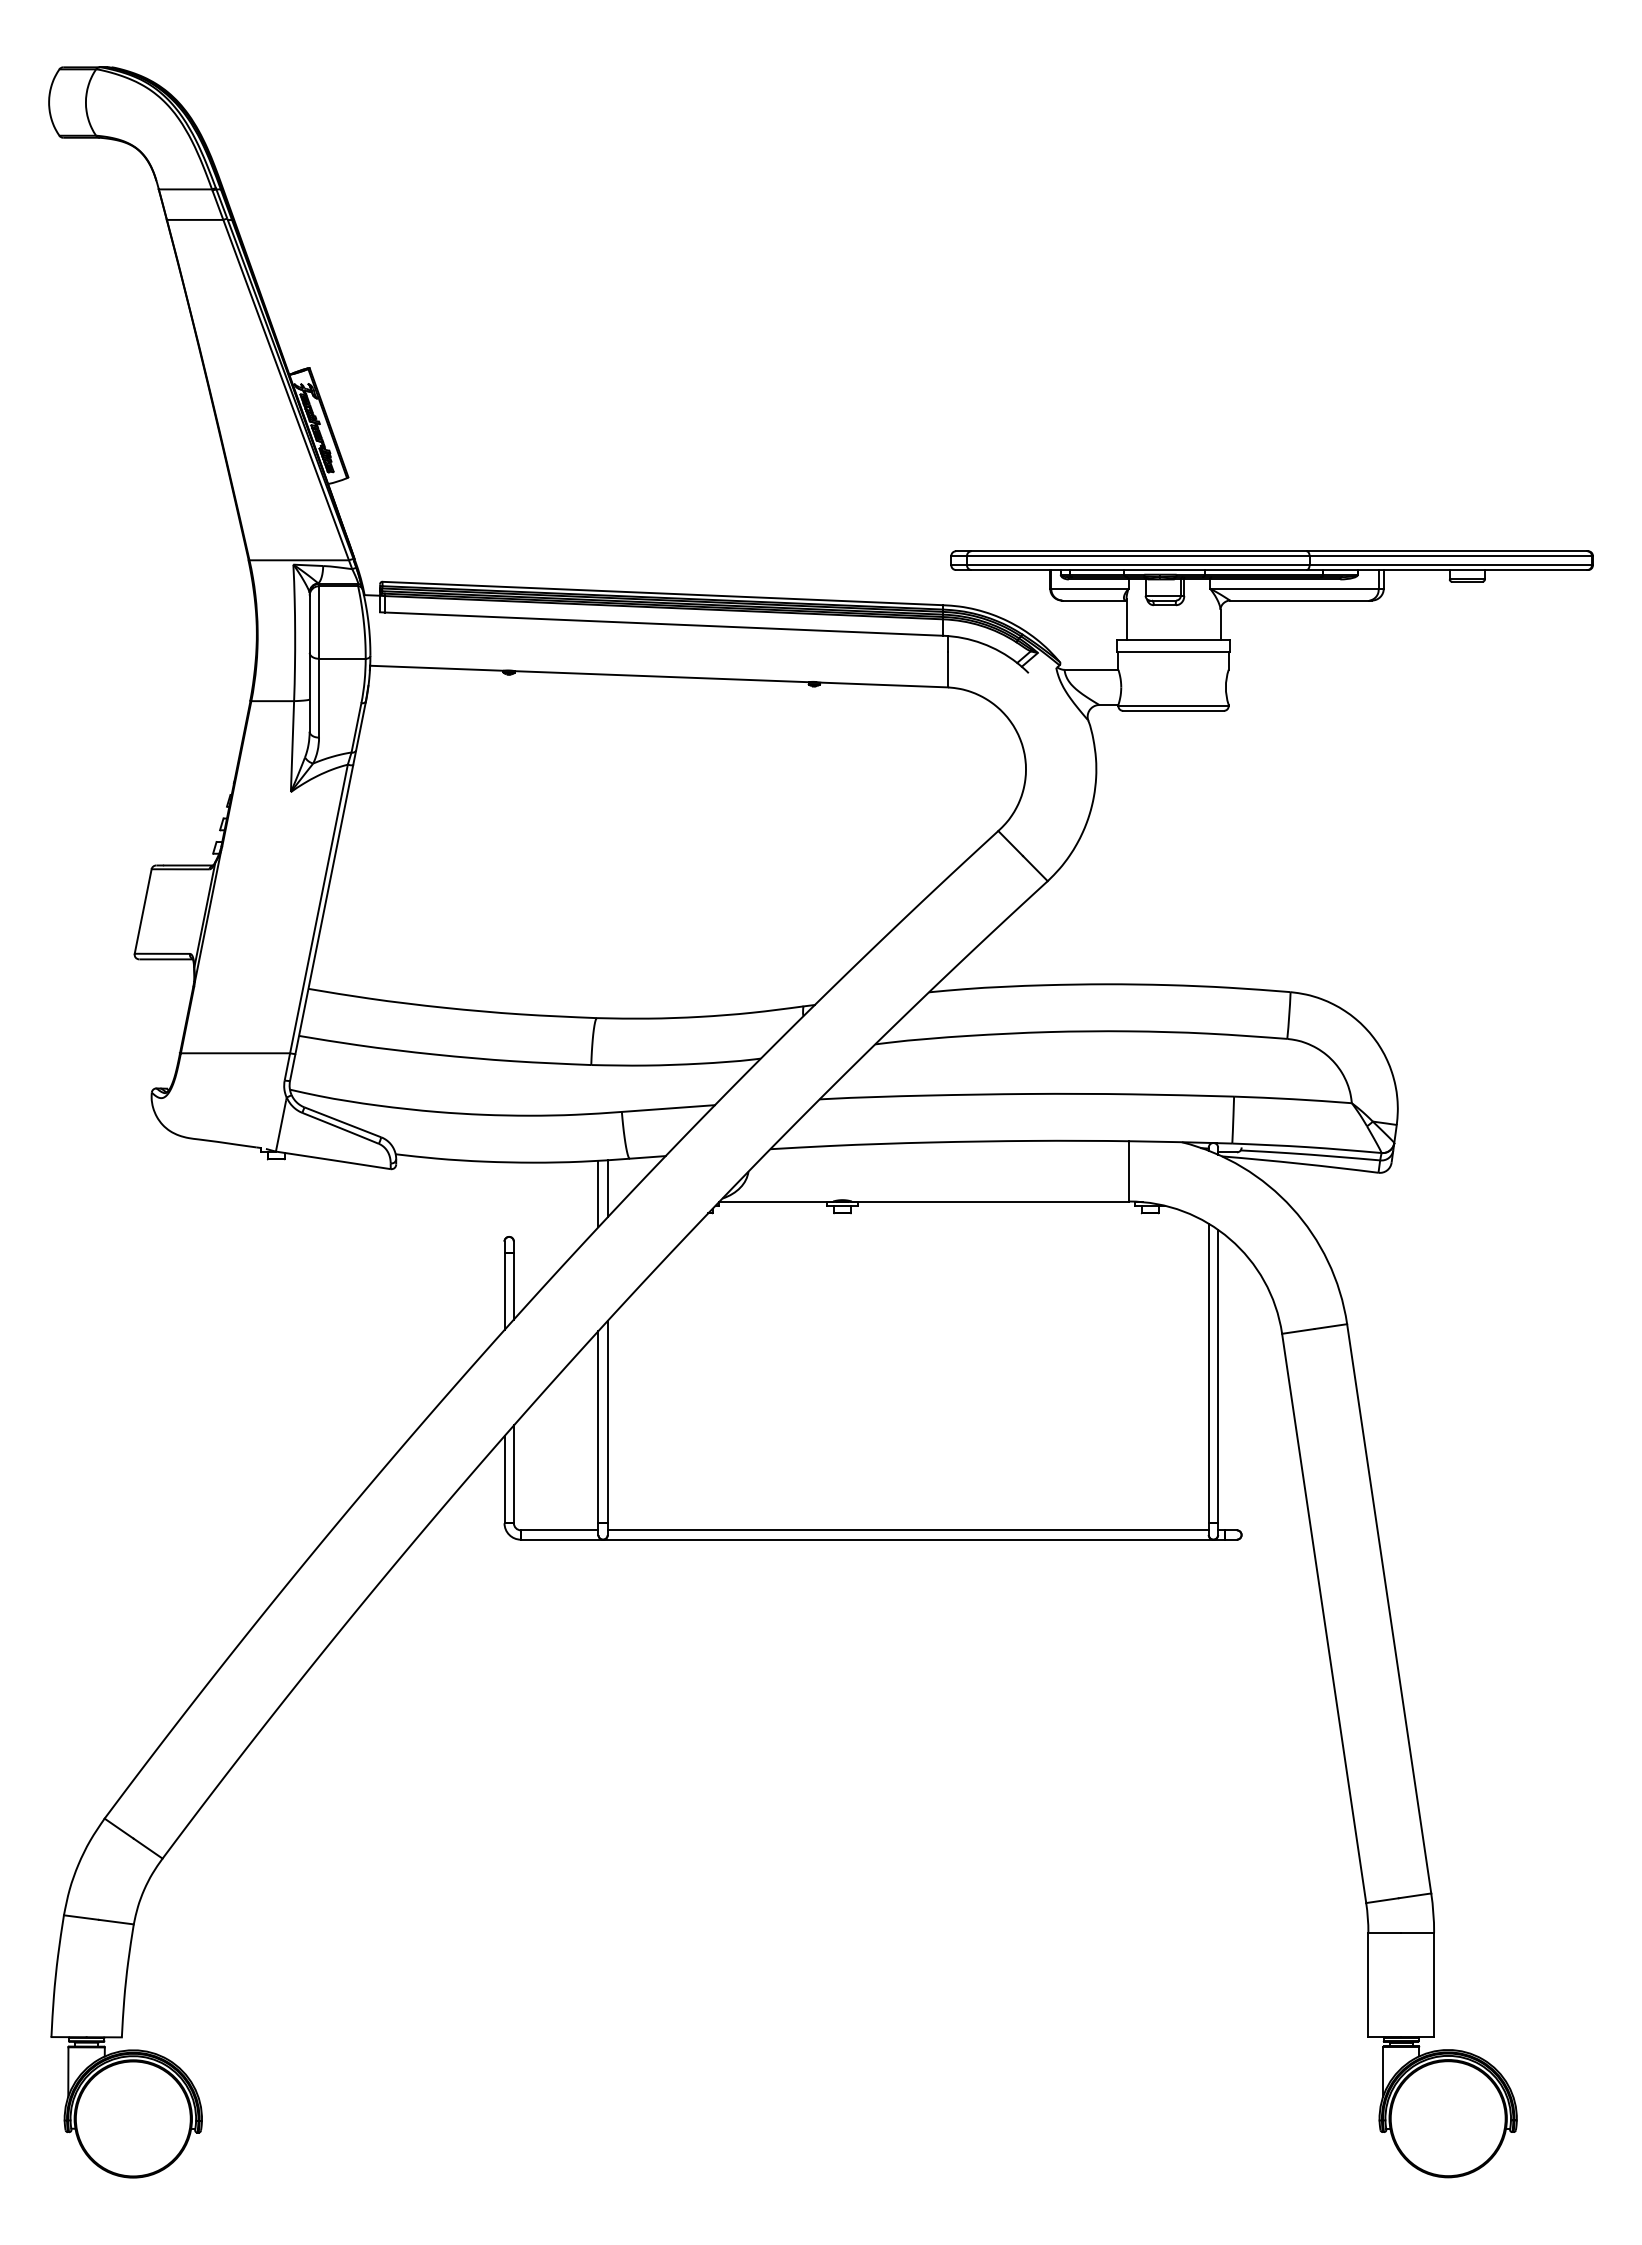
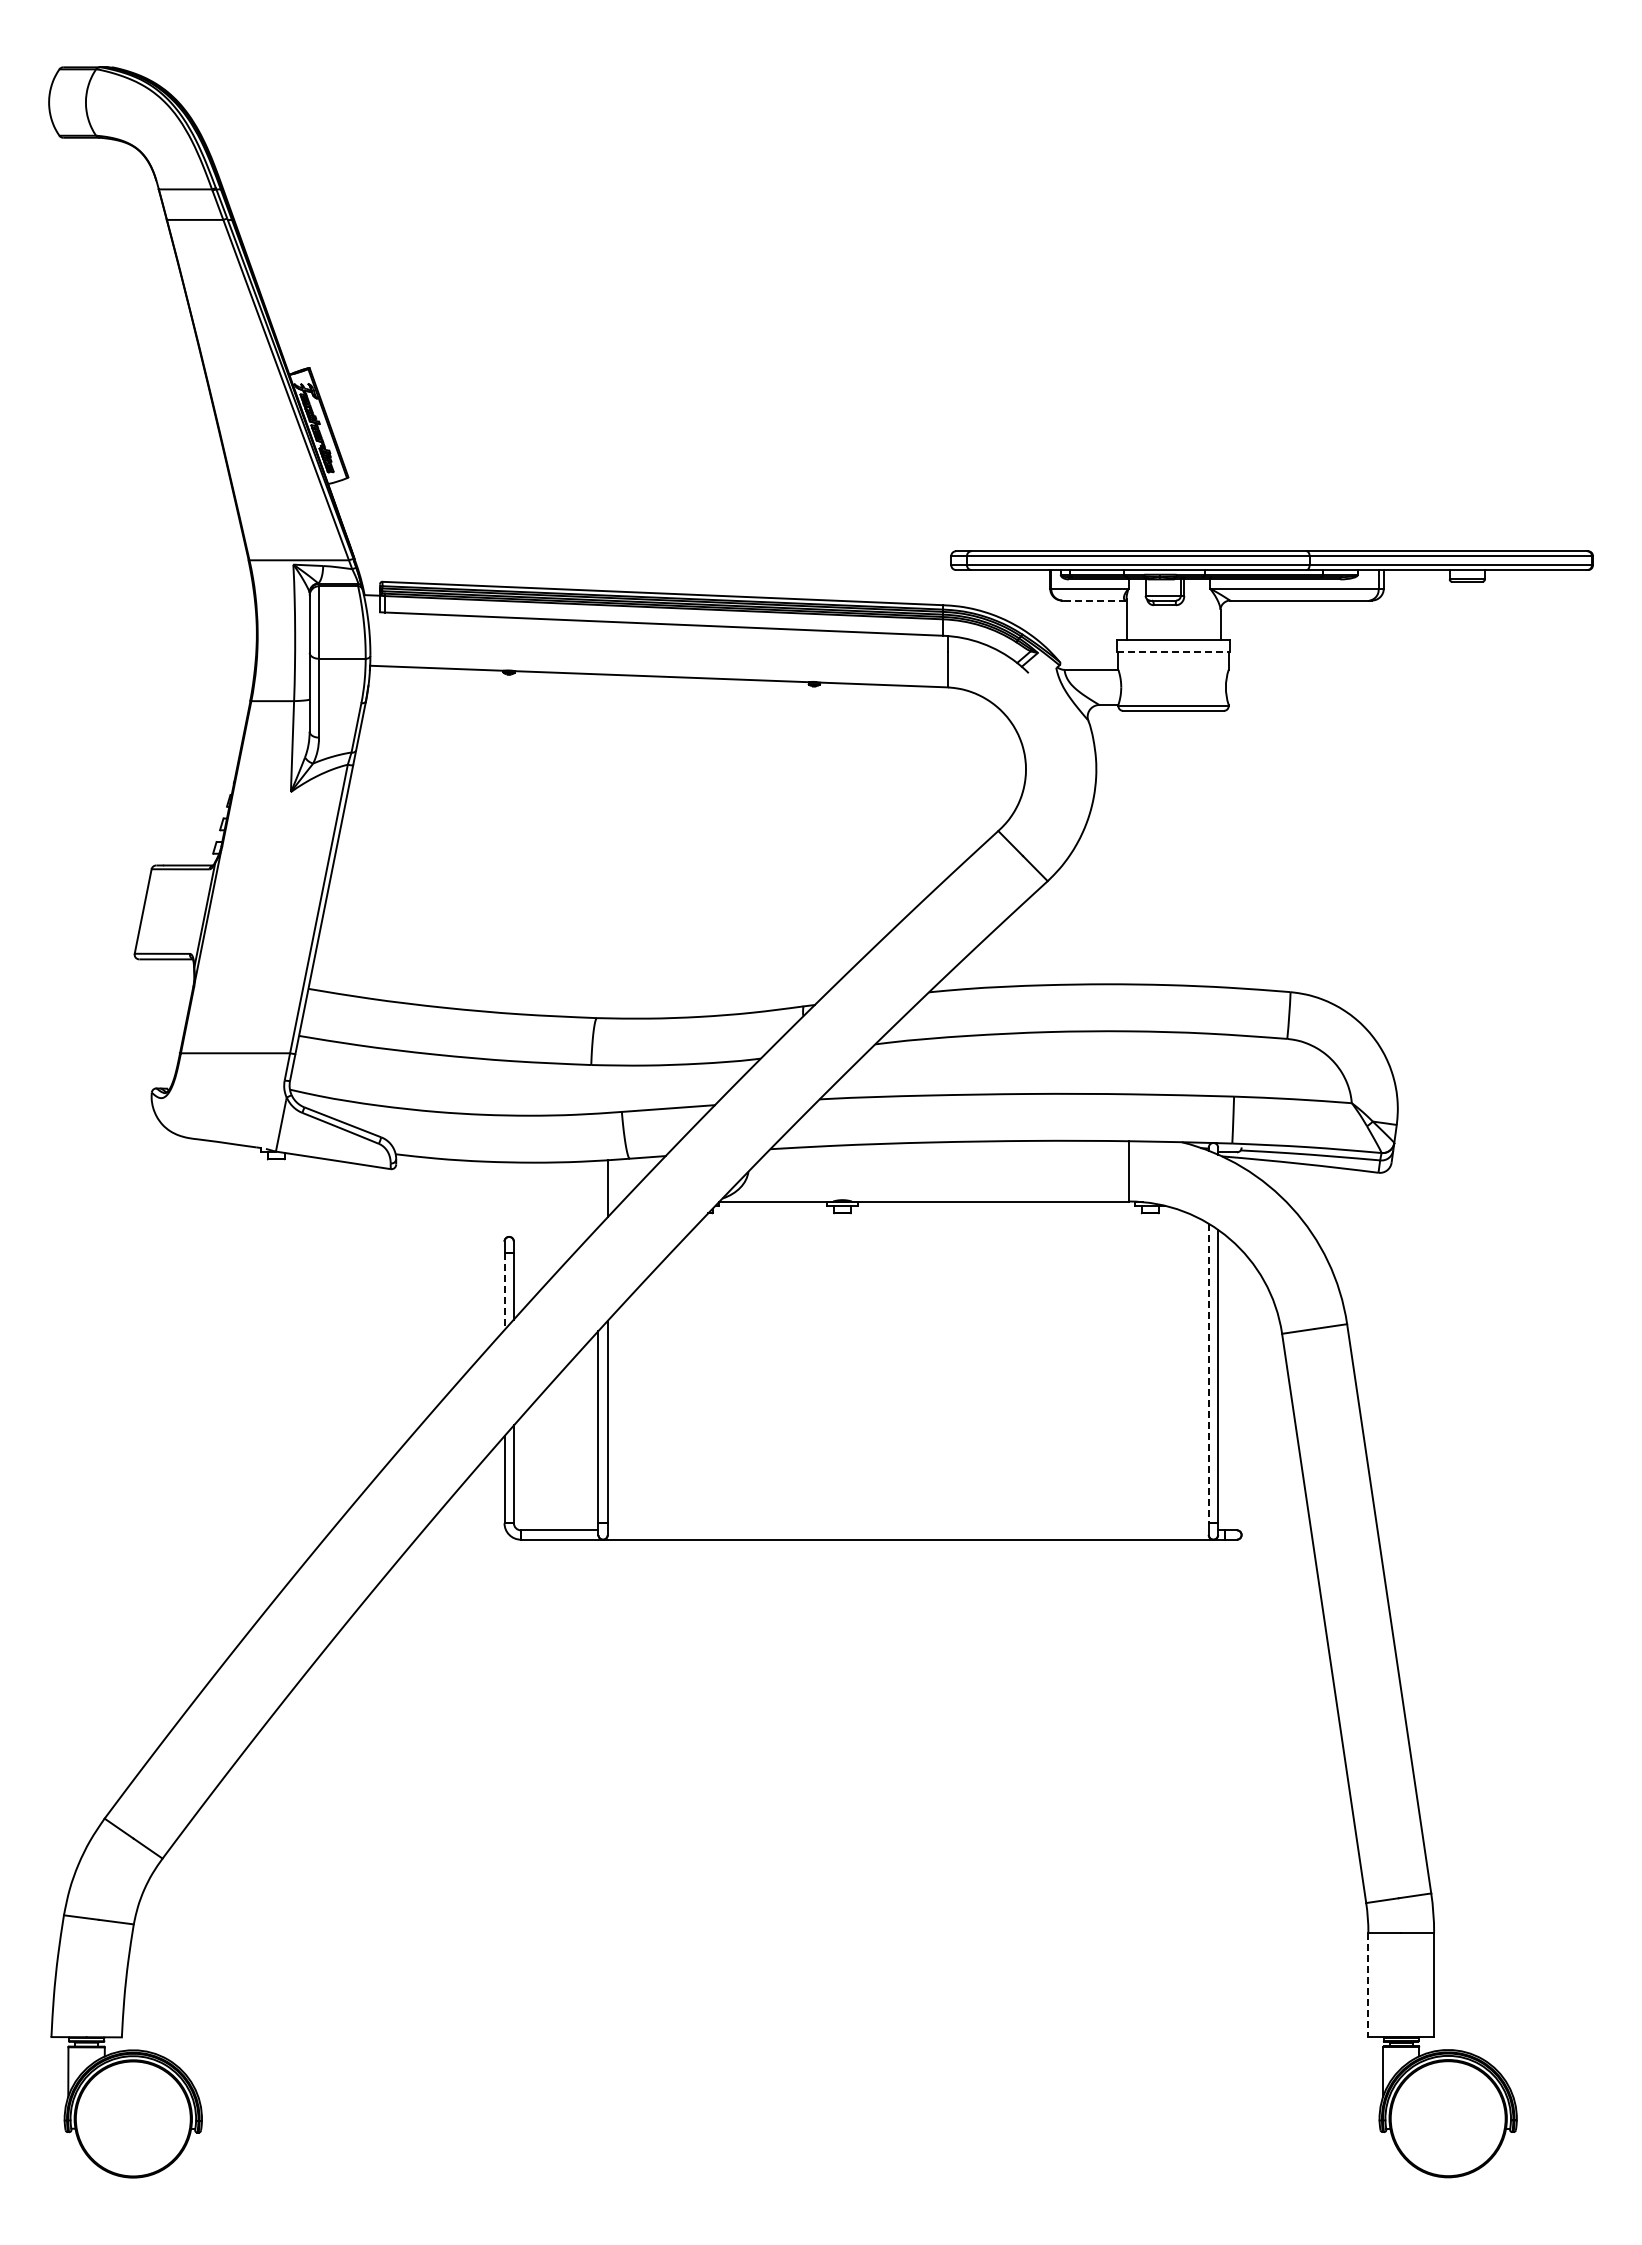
line: solid -> dashed (1094, 600)
line: solid -> dashed (1174, 652)
line: present -> none (598, 1193)
line: solid -> dashed (504, 1292)
line: solid -> dashed (1208, 1373)
line: present -> none (907, 1530)
line: solid -> dashed (1368, 1985)
